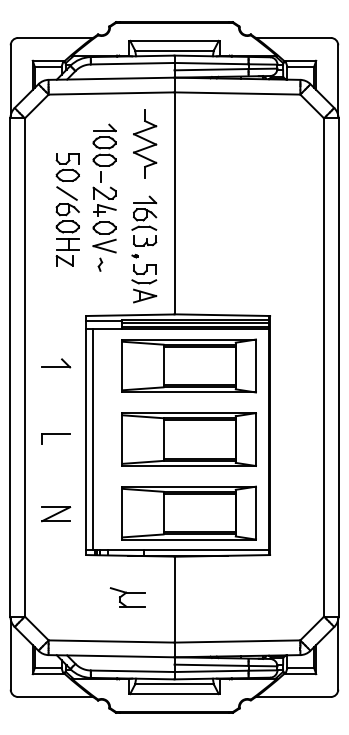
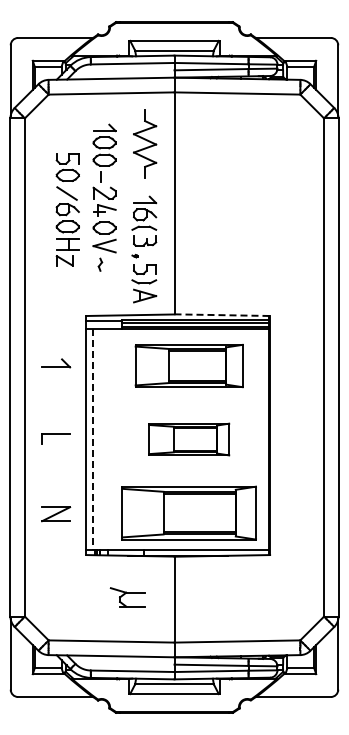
line: solid -> dashed (222, 315)
part size: 136x56 px -> 110x45 px (188, 366)
part size: 136x55 px -> 83x35 px (189, 439)
line: solid -> dashed (92, 440)
